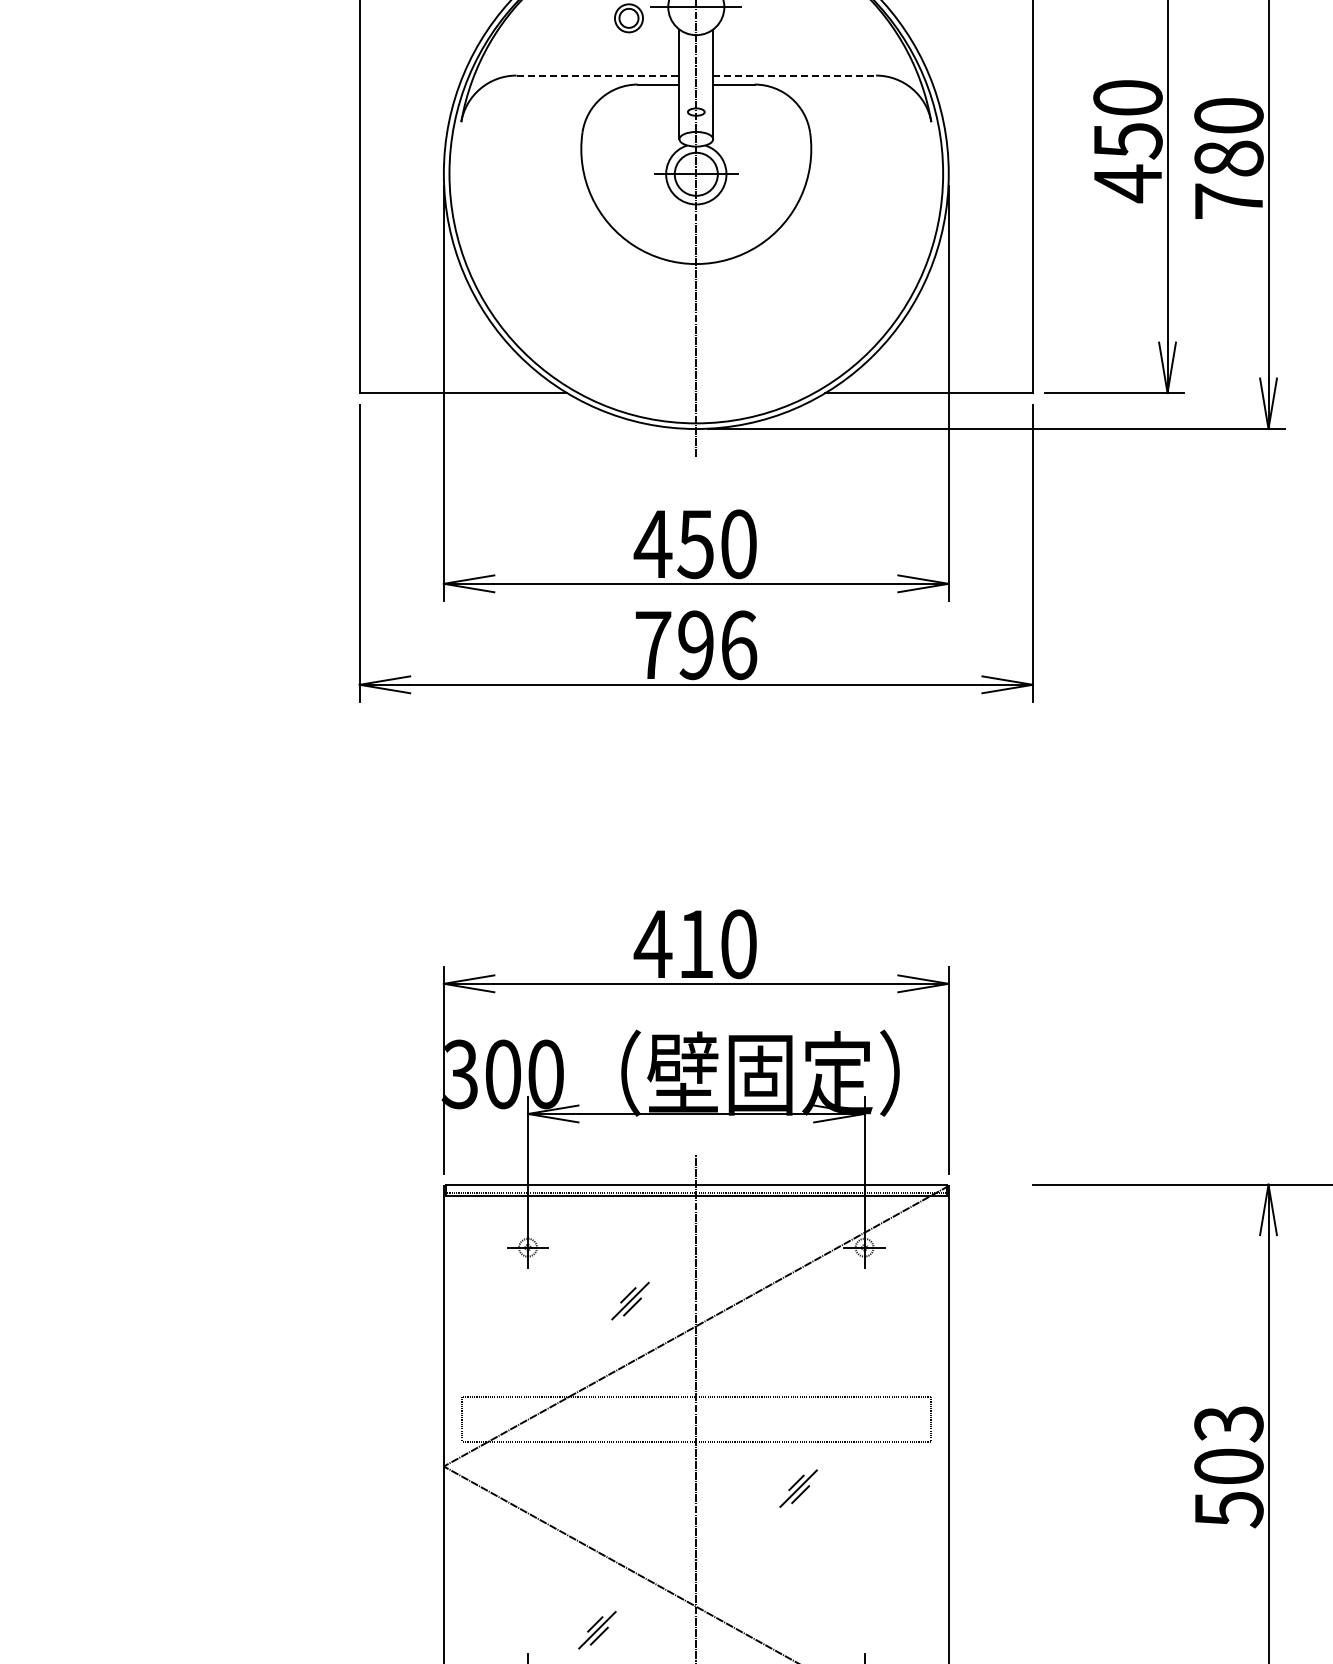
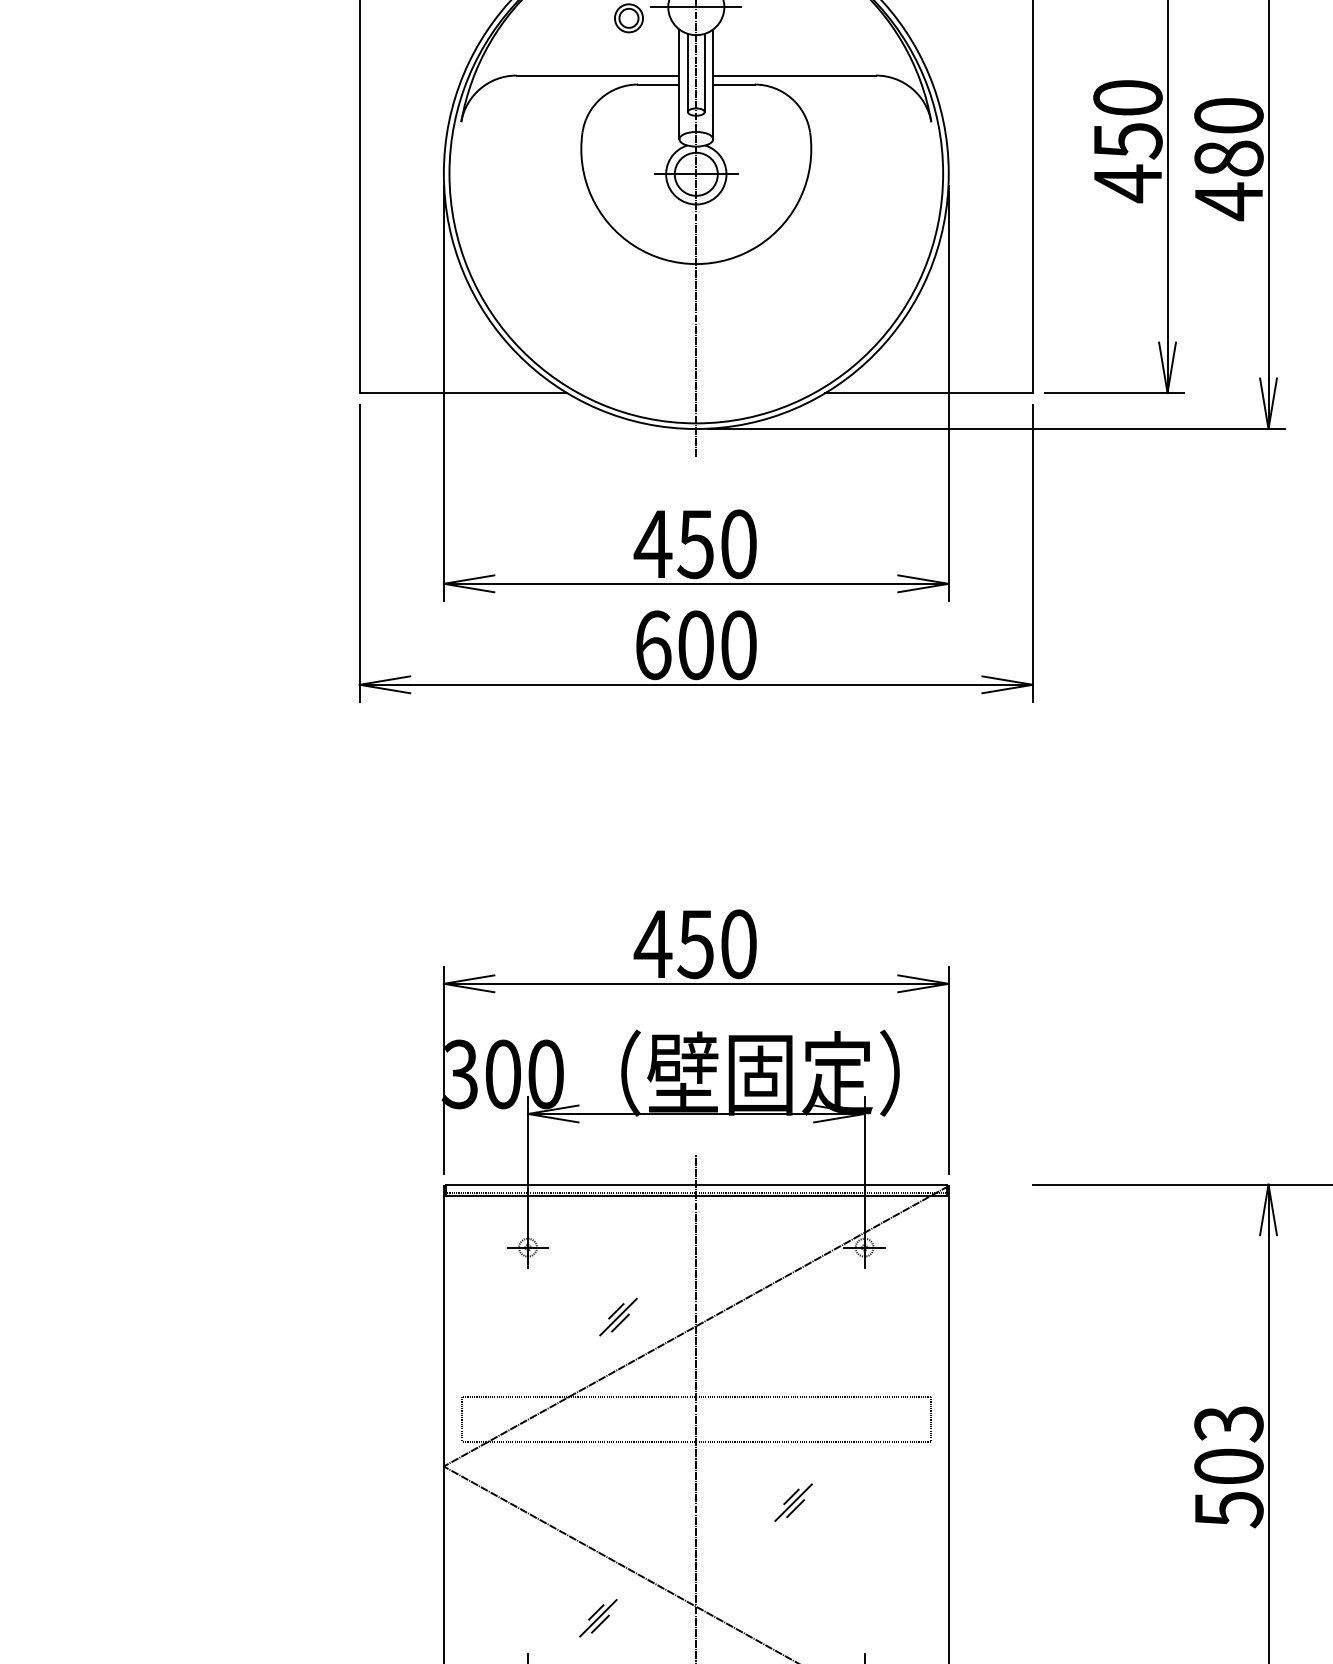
line: none -> present (687, 72)
line: none -> present (704, 72)
line: dashed -> solid (598, 75)
line: dashed -> solid (795, 75)
text: 780 -> 480 (1228, 201)
text: 796 -> 600 (696, 645)
text: 410 -> 450 (695, 944)
part position: (630, 1300) -> (618, 1316) (618, 1316)
part position: (798, 1488) -> (793, 1502) (793, 1502)
part position: (597, 1630) -> (598, 1618) (598, 1618)
